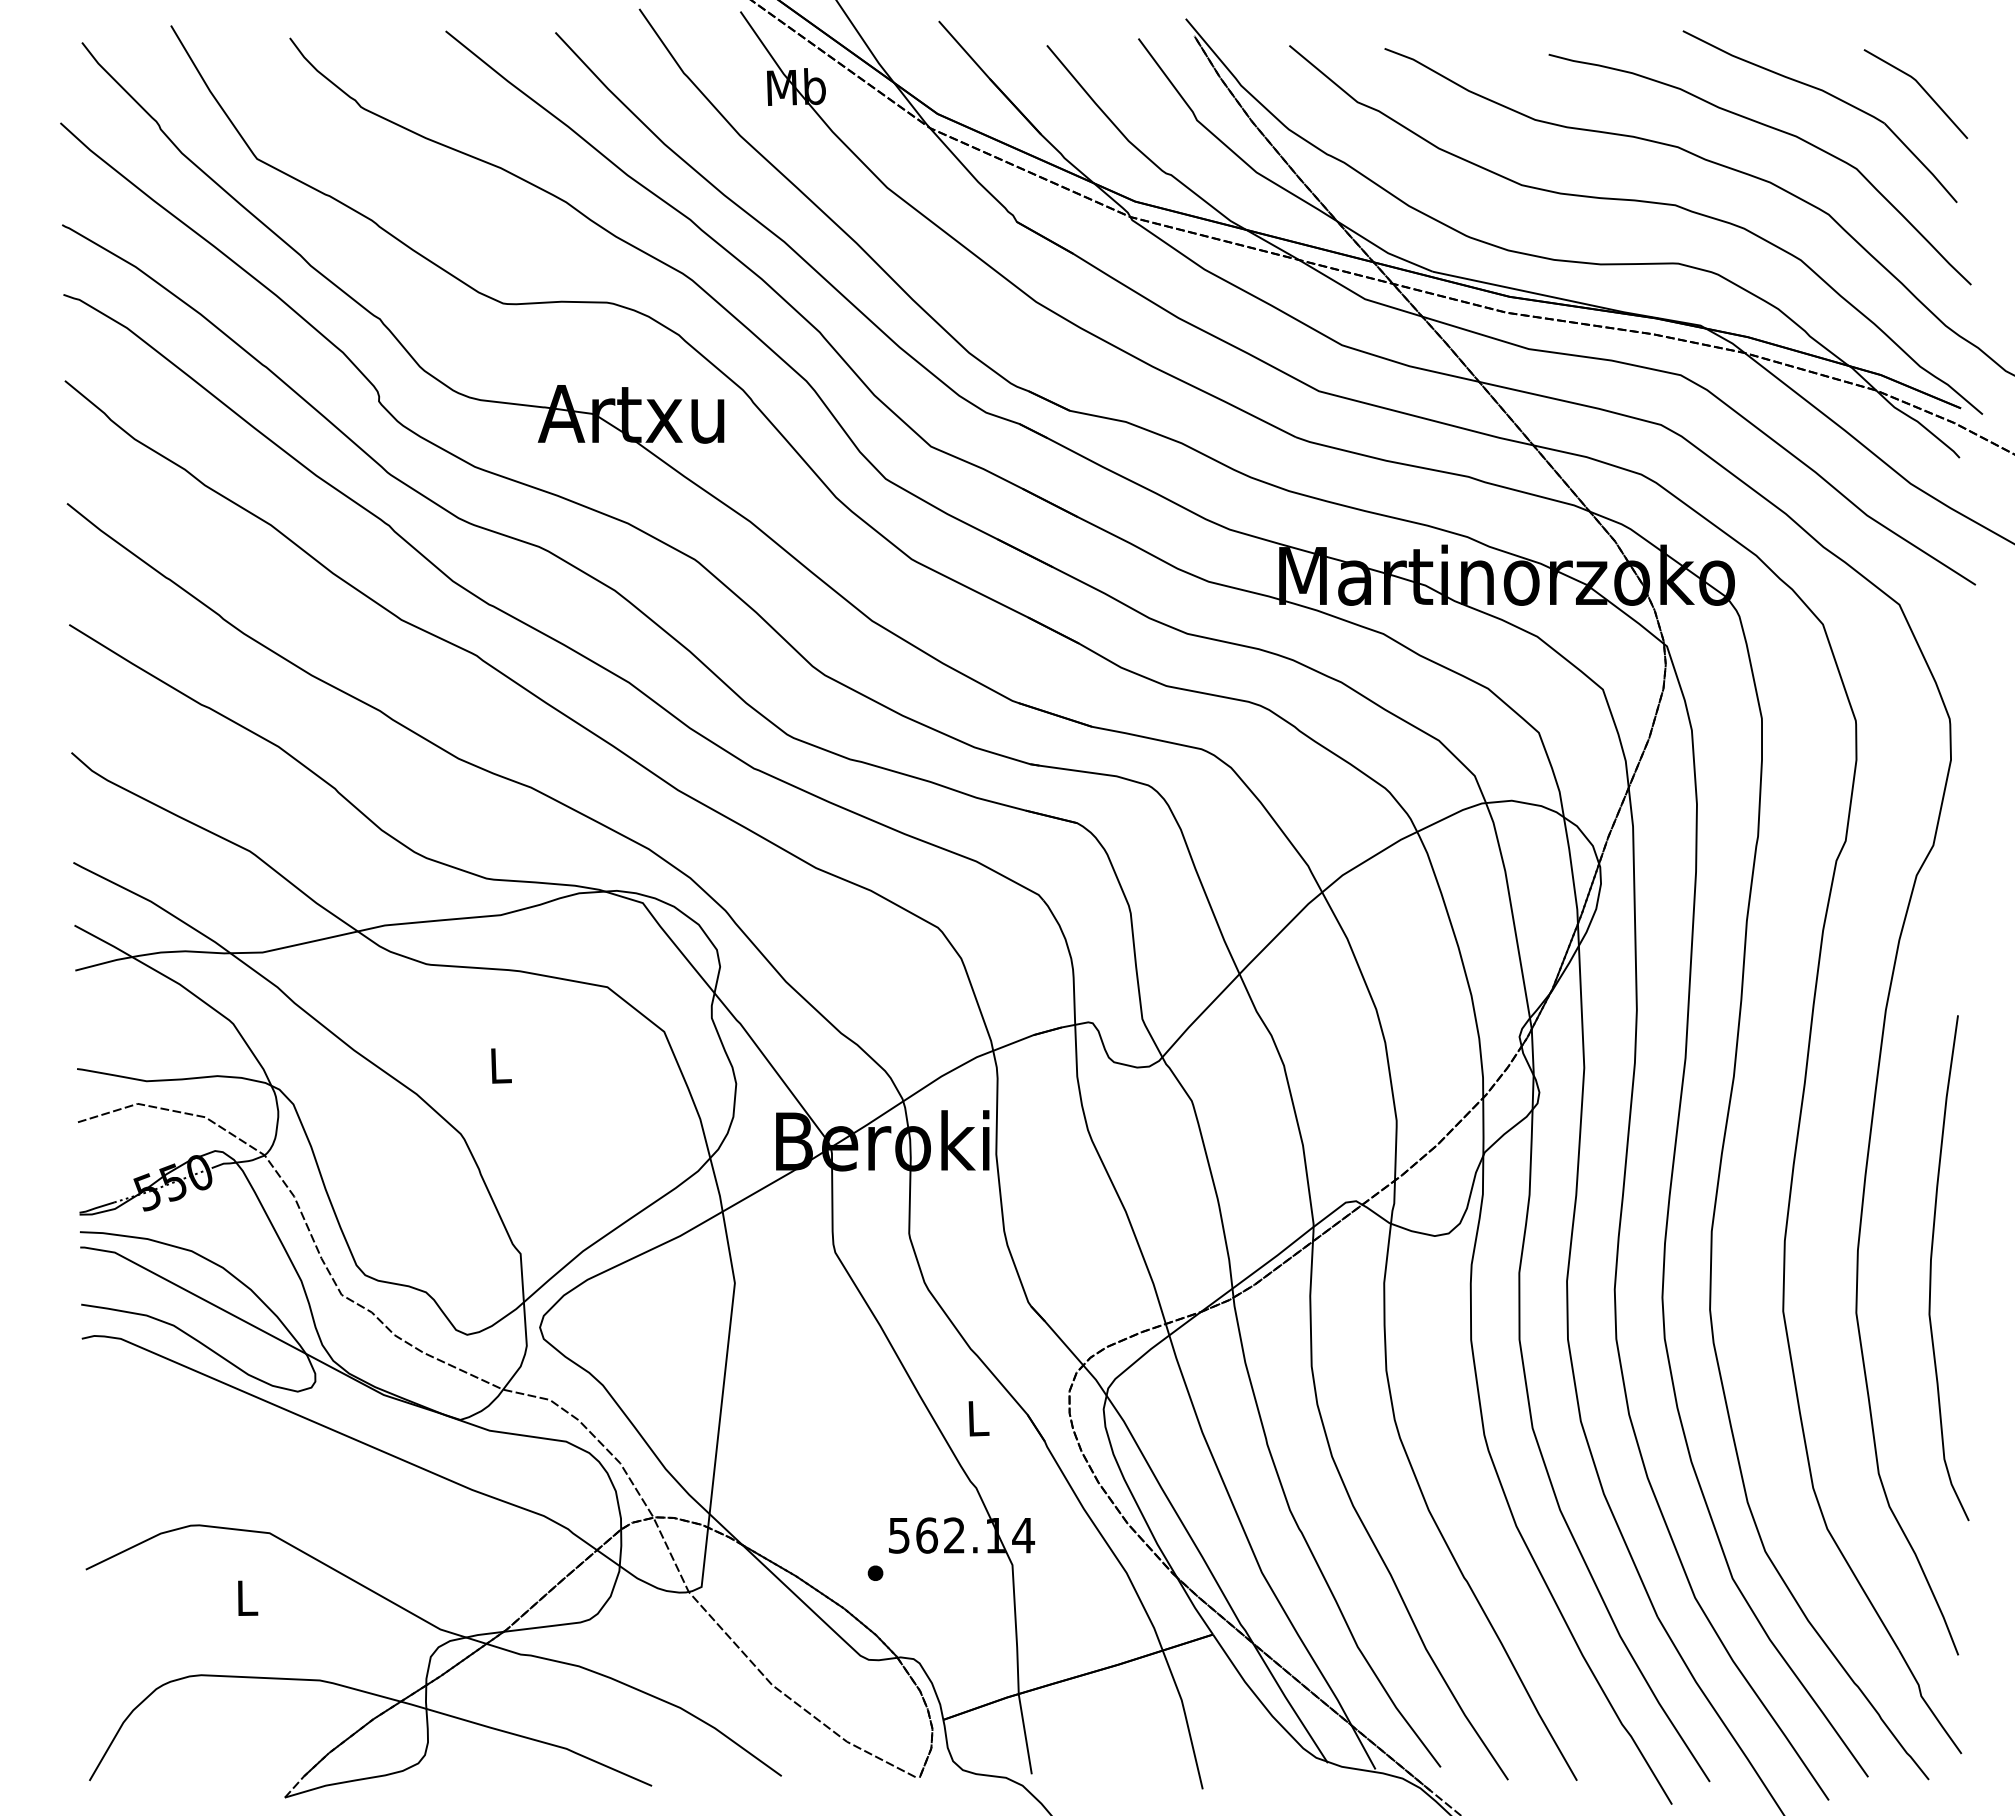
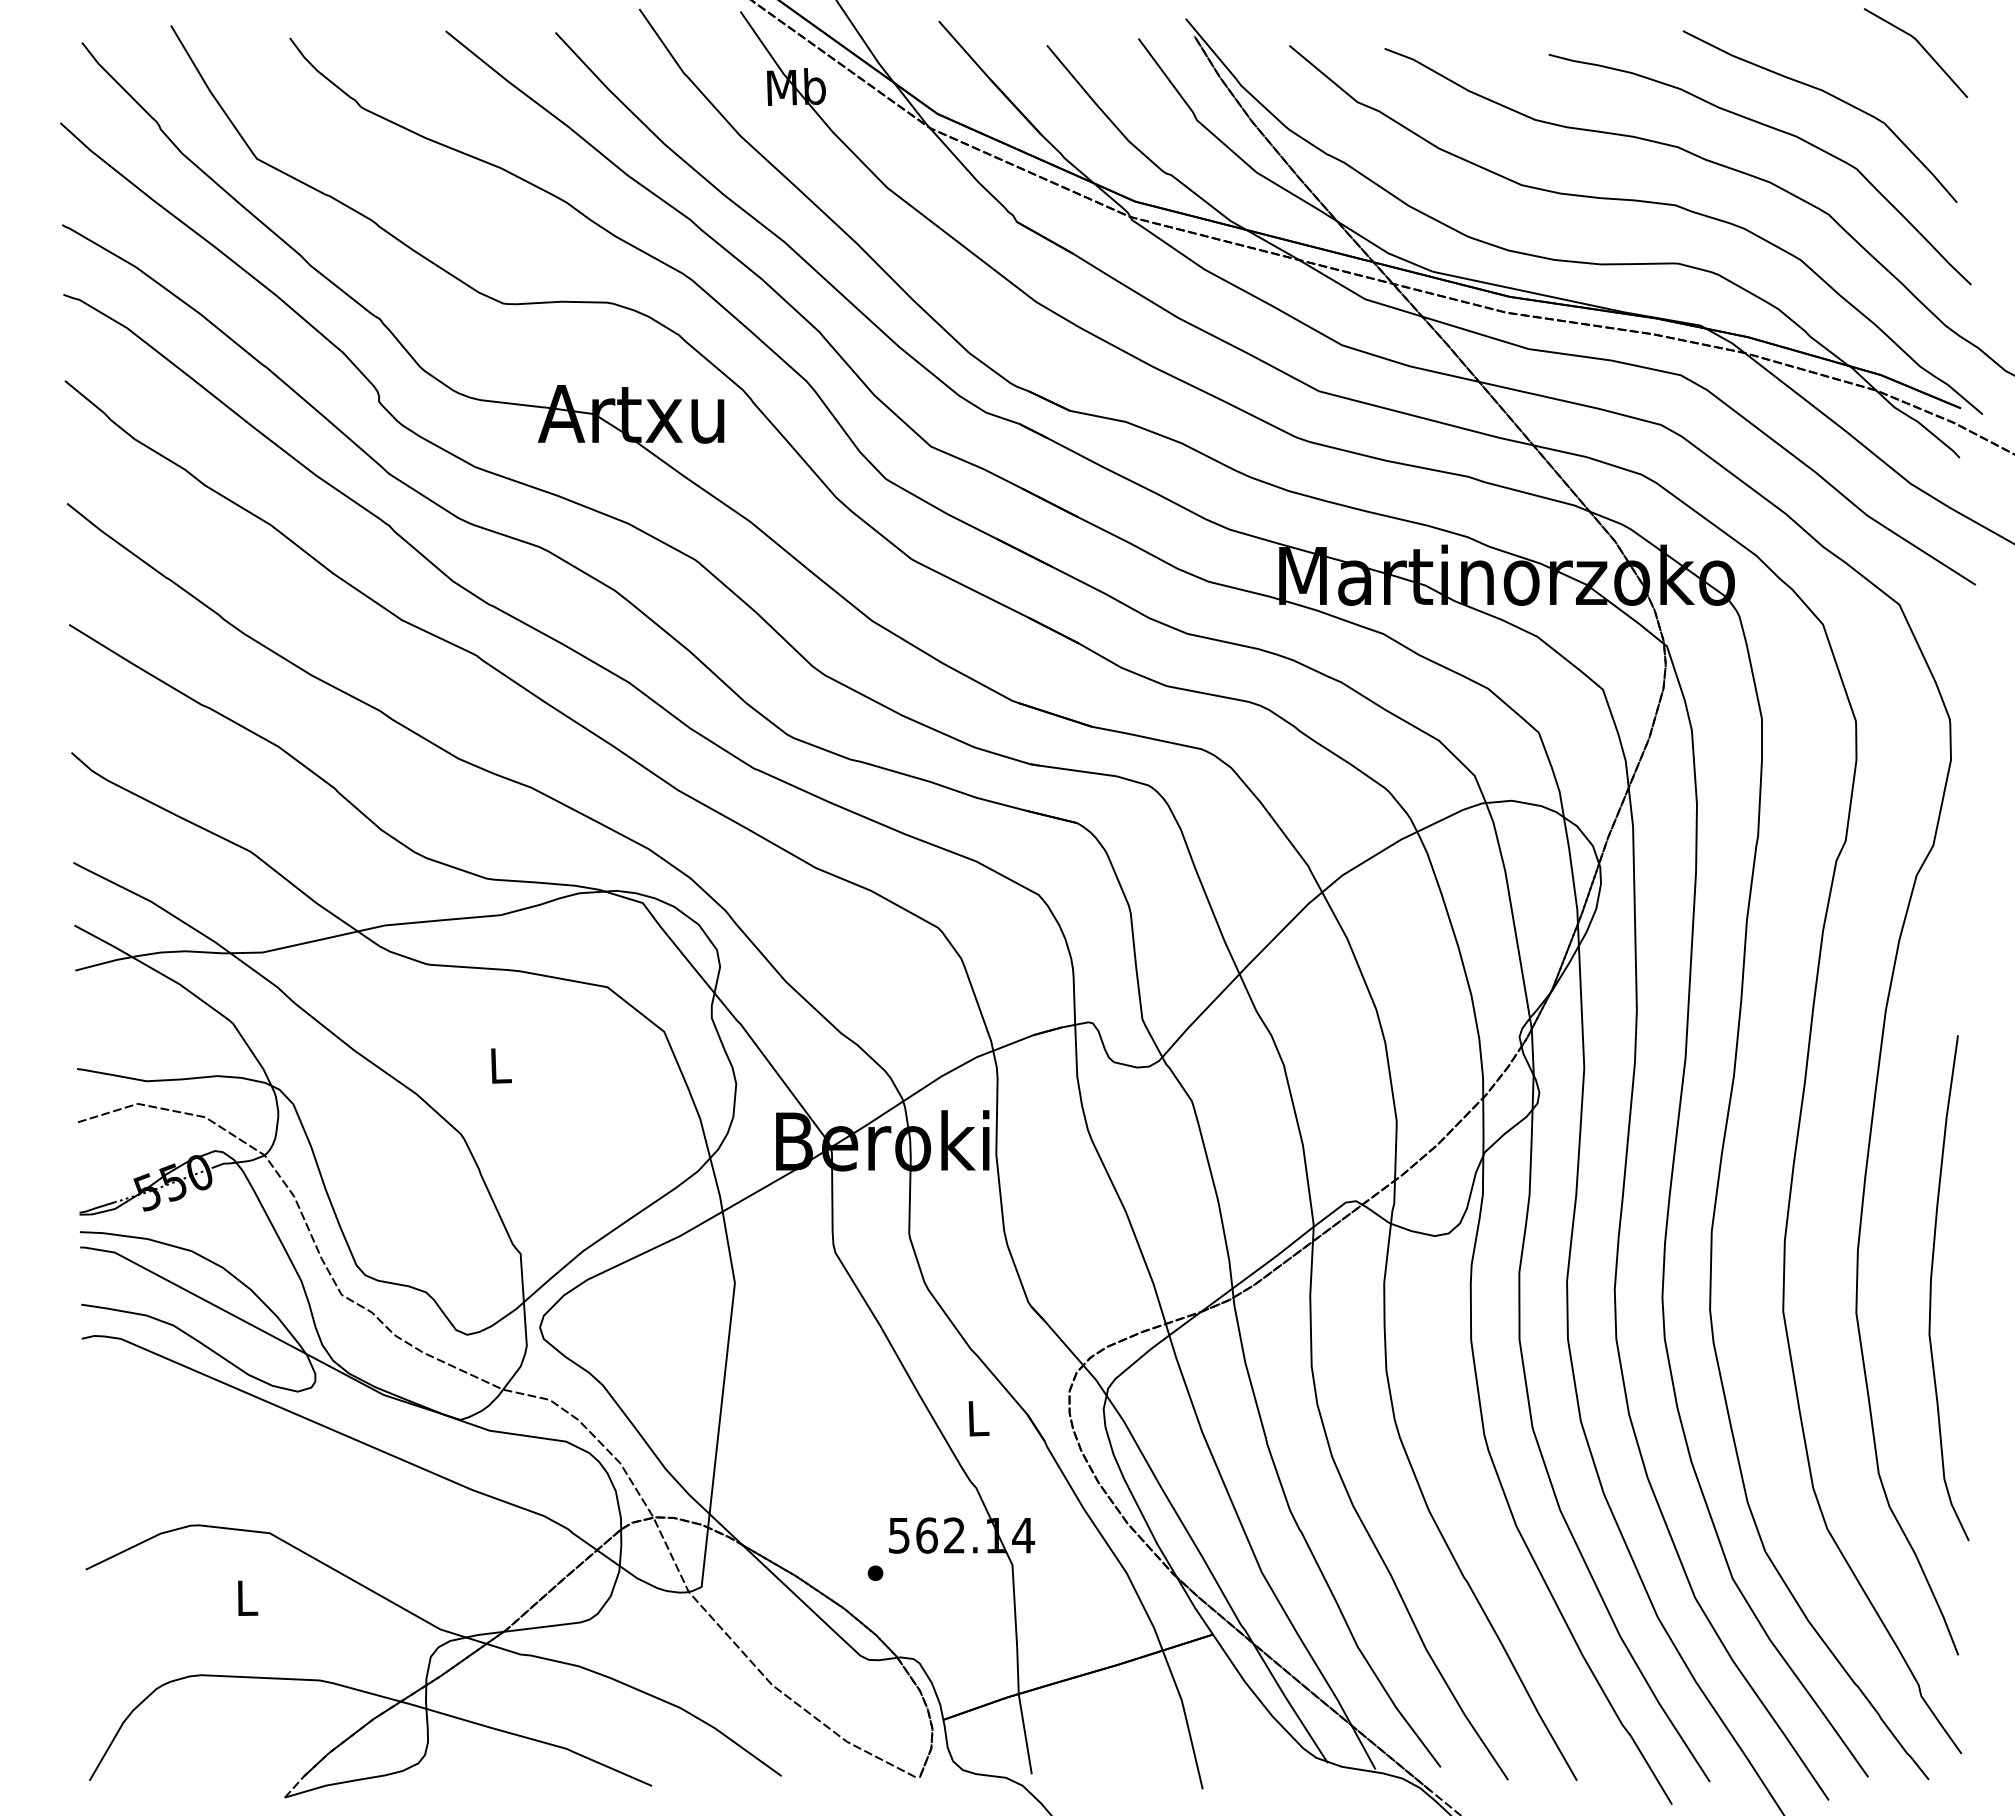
line position: (1920, 87) -> (1920, 46) (1920, 46)
curve position: (1931, 1268) -> (1931, 1288) (1931, 1288)
